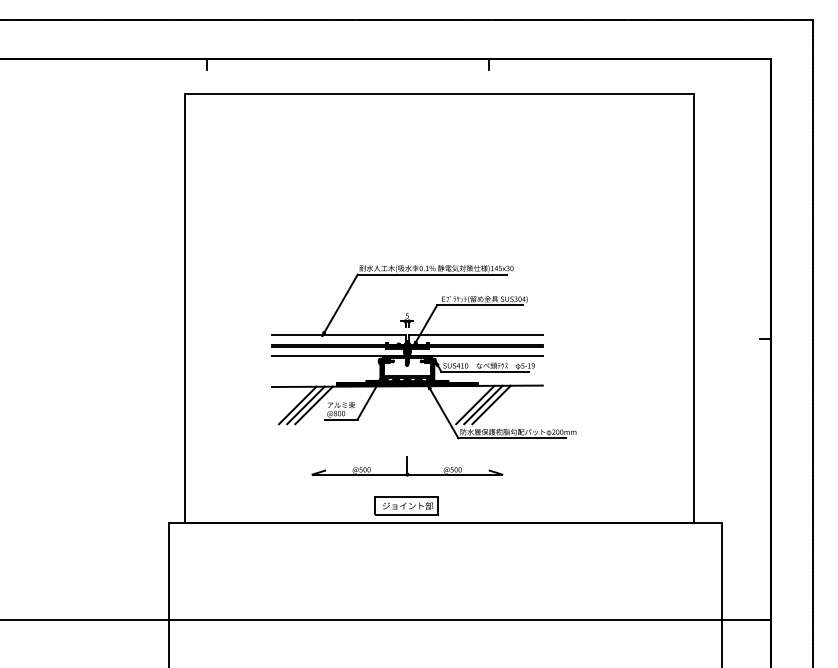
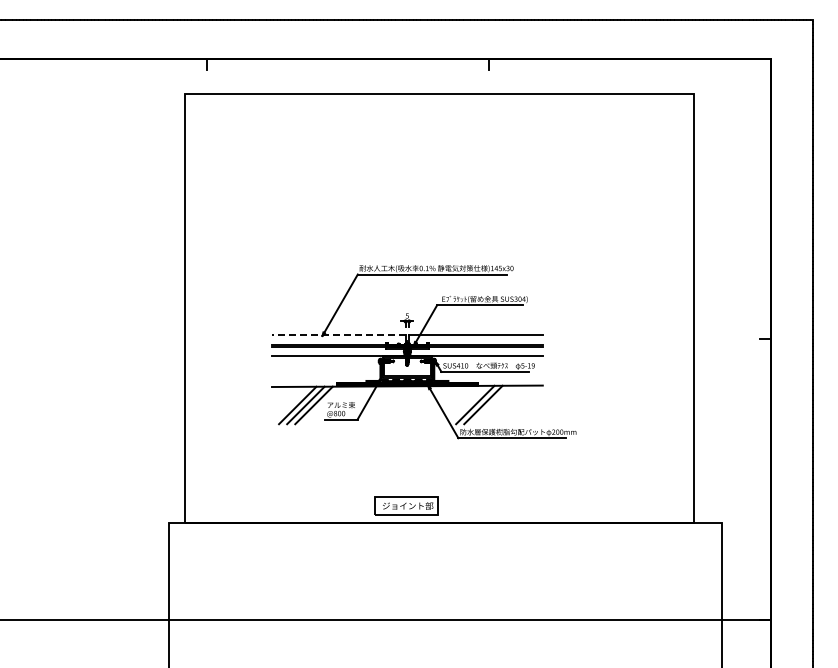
line: solid -> dashed (338, 335)
line: present -> none (491, 404)
part: present -> none (407, 466)
